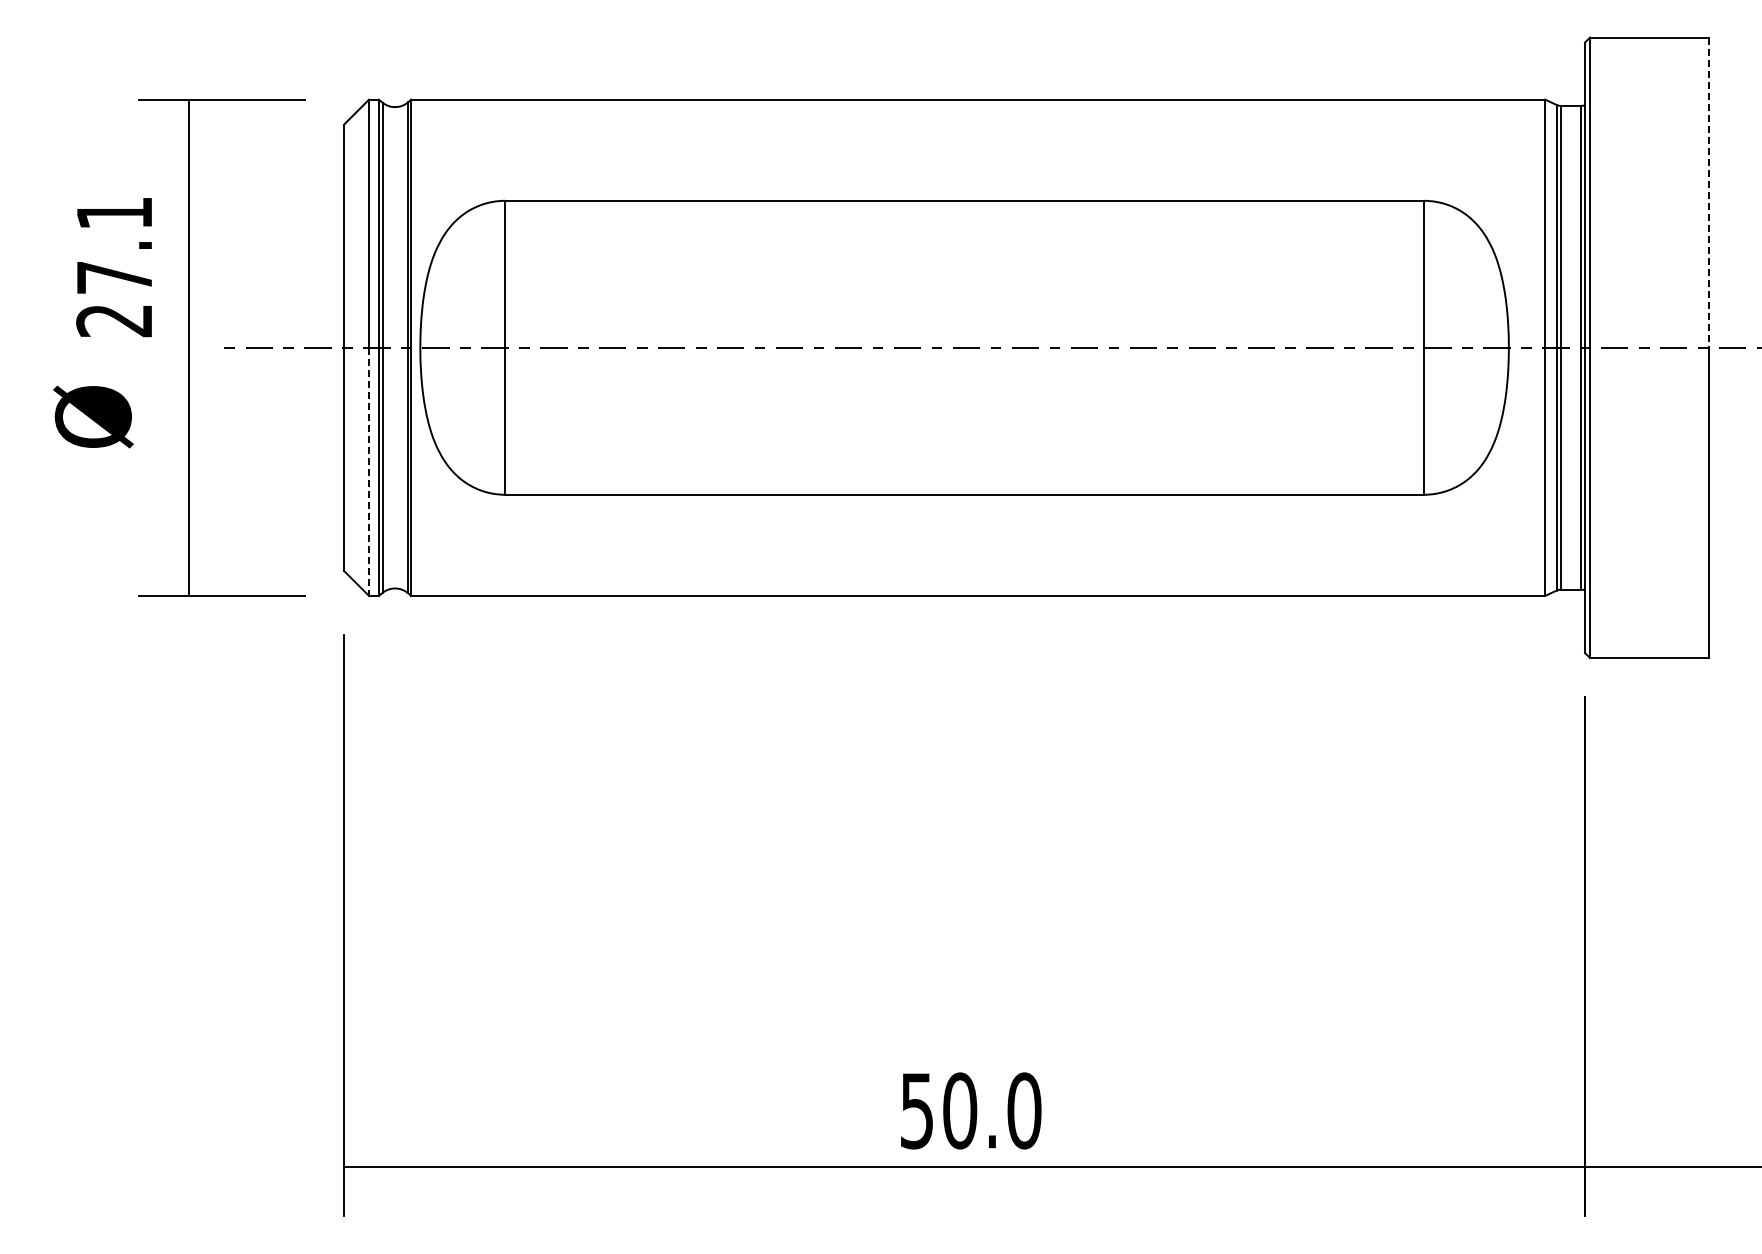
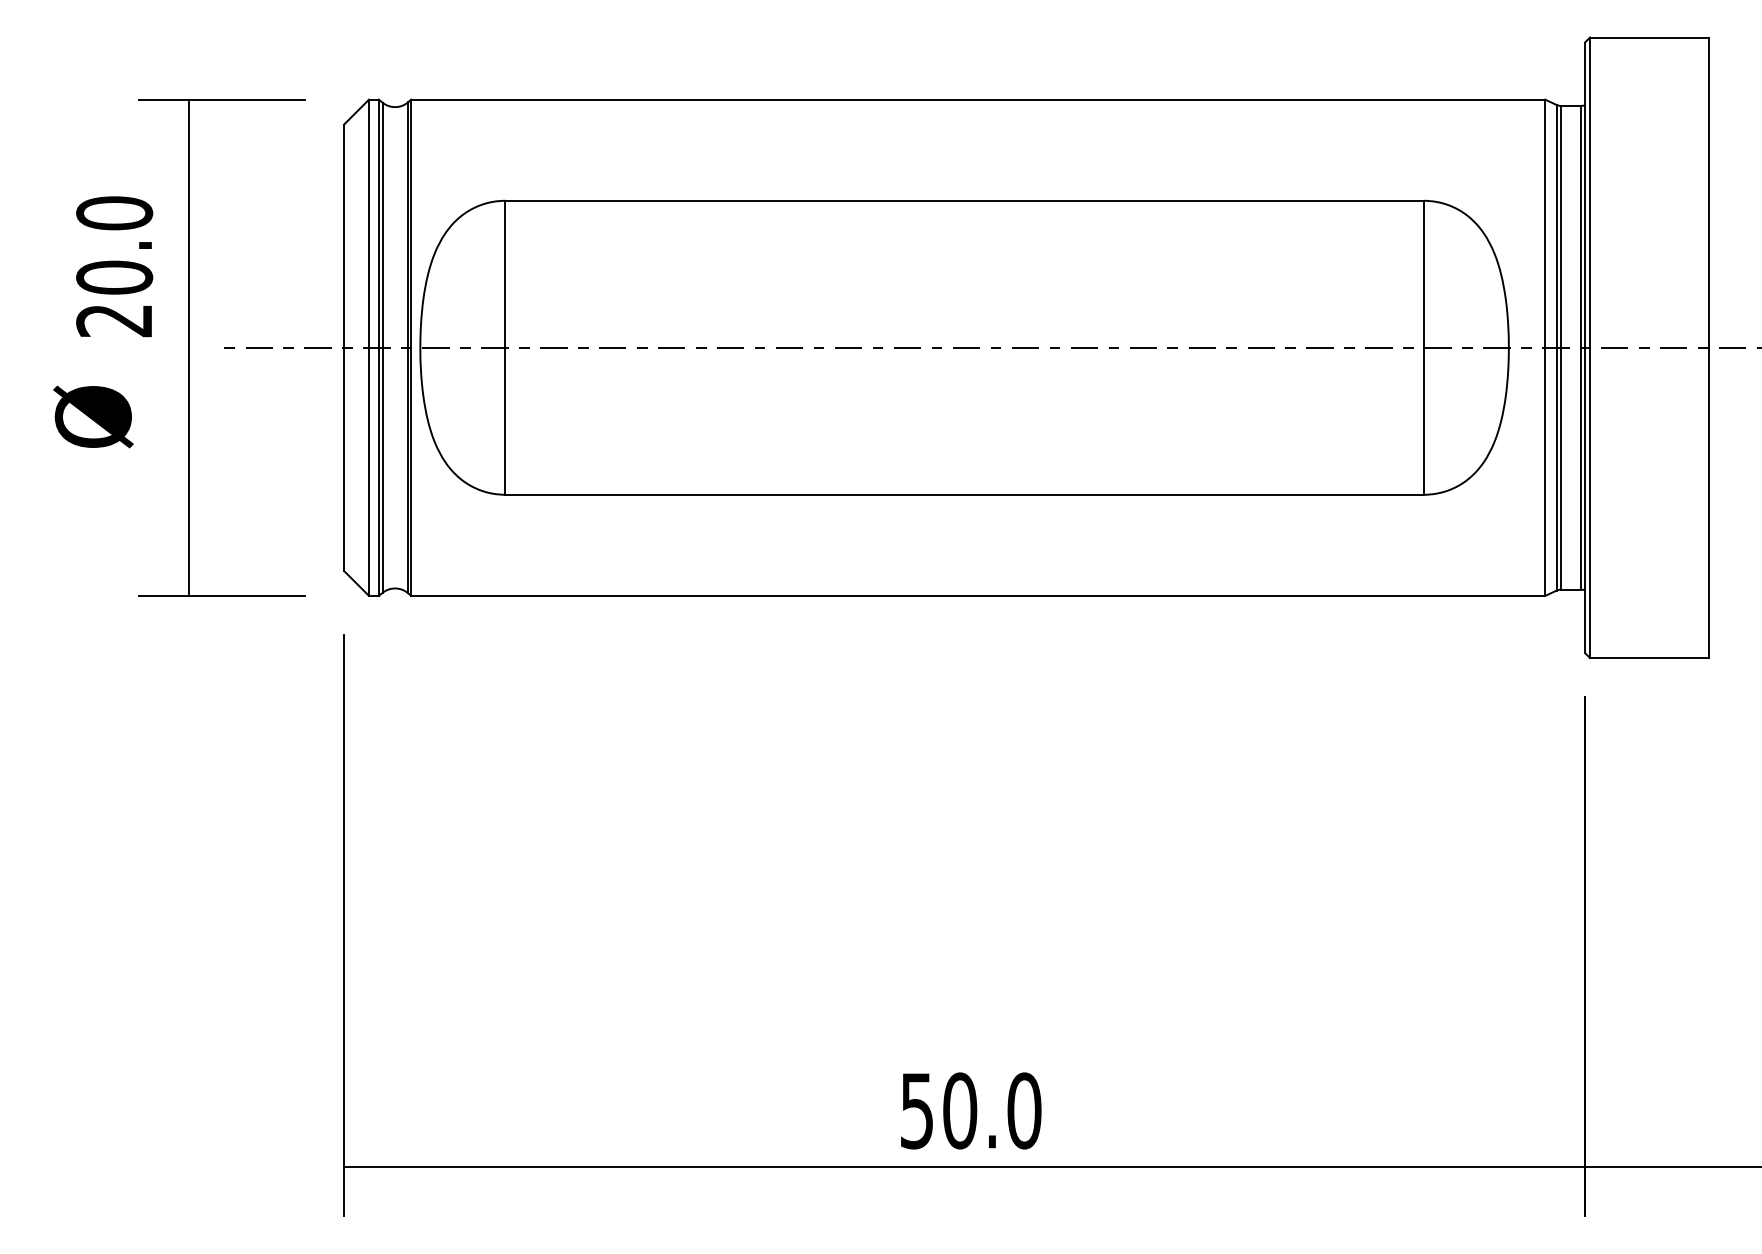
line: dashed -> solid (1709, 193)
text: 27.1 -> 20.0 (114, 245)
line: dashed -> solid (368, 472)
